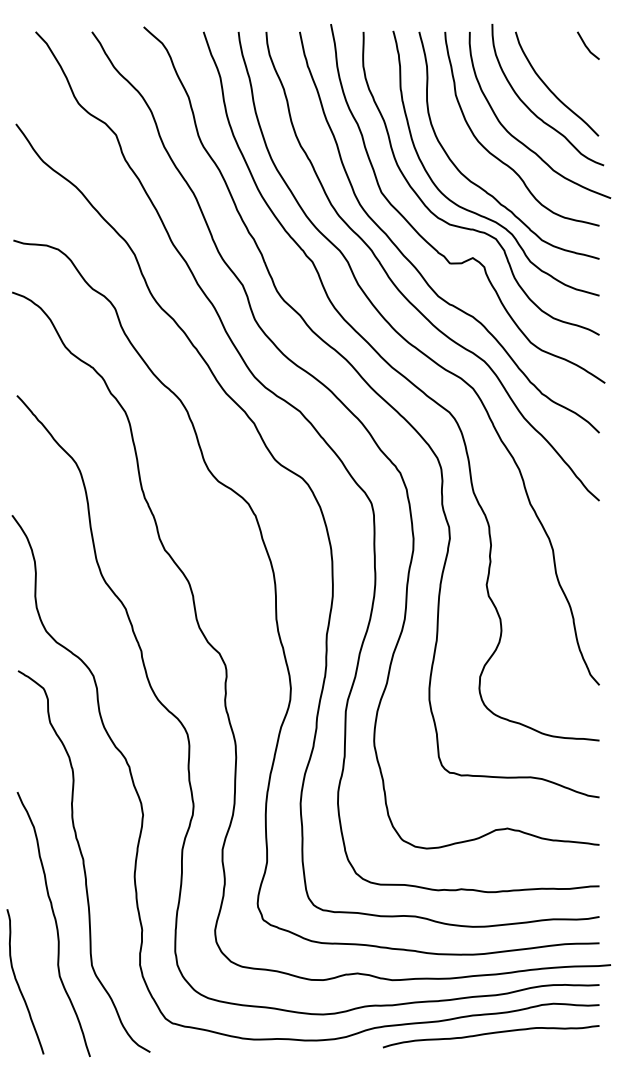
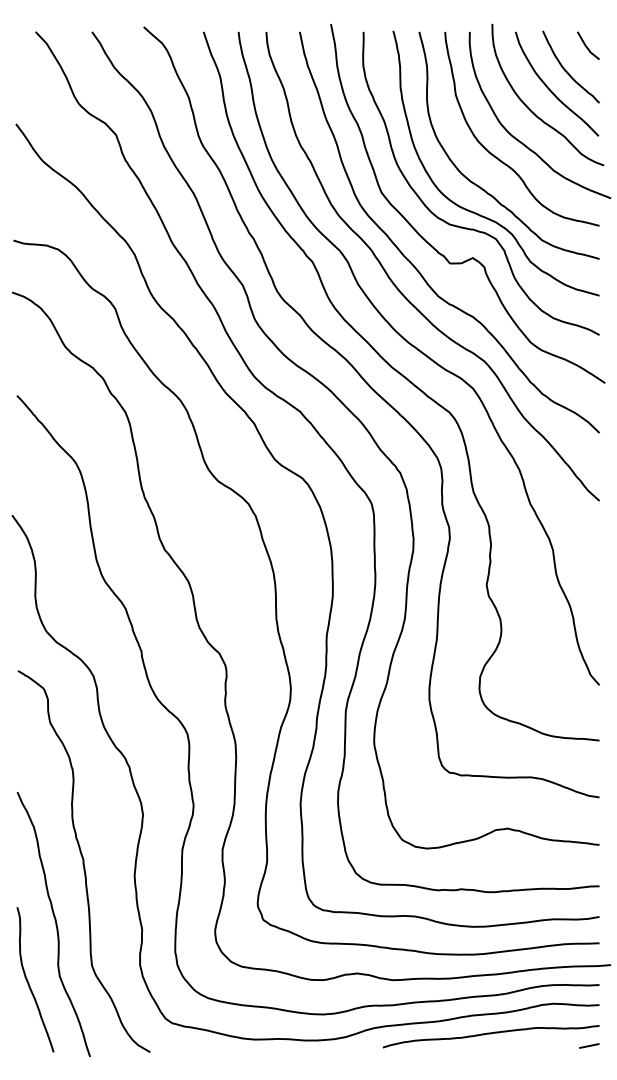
curve: none -> present (566, 70)
curve position: (18, 982) -> (28, 980) (28, 980)
line: none -> present (589, 1045)
